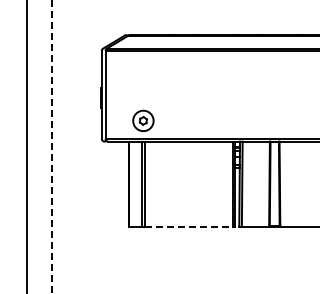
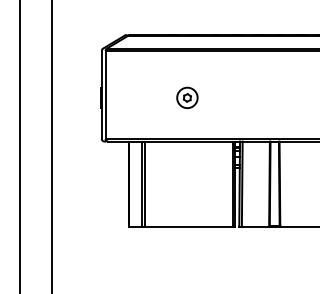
part position: (143, 120) -> (187, 97) (187, 97)
line position: (26, 146) -> (19, 146) (19, 146)
line: dashed -> solid (52, 146)
line: dashed -> solid (189, 226)
